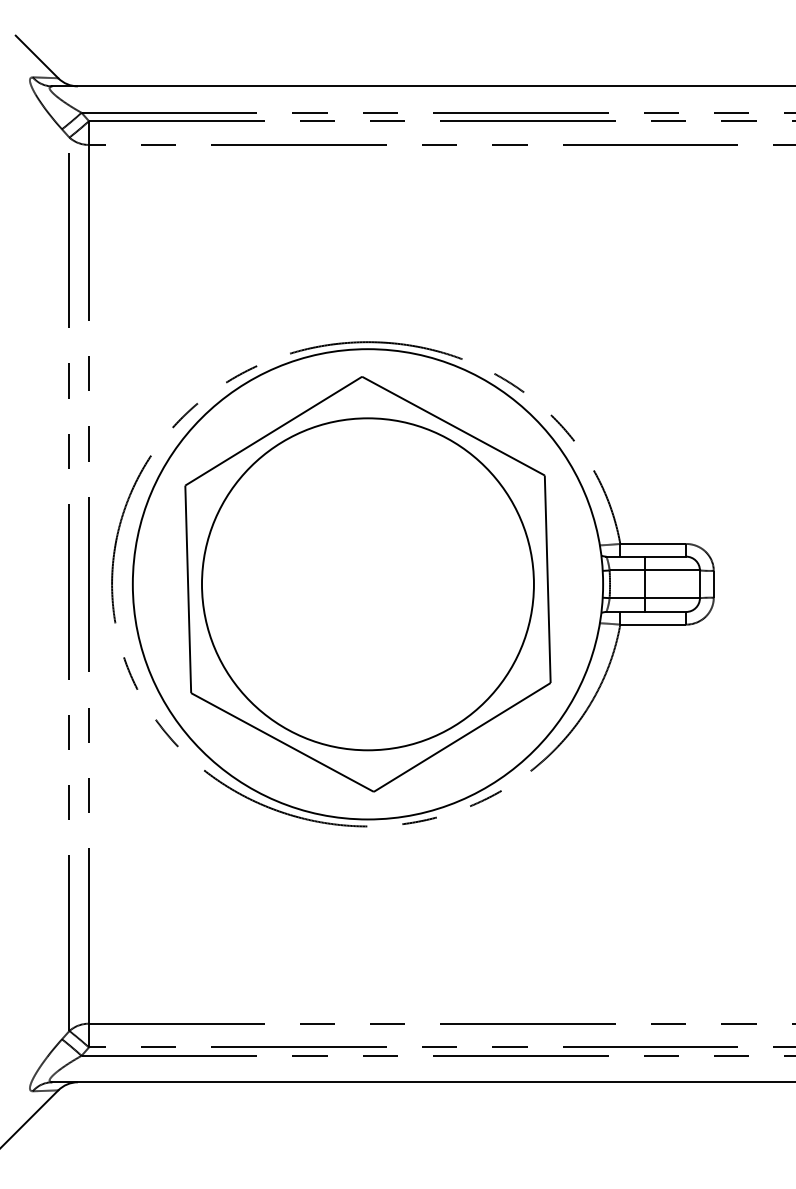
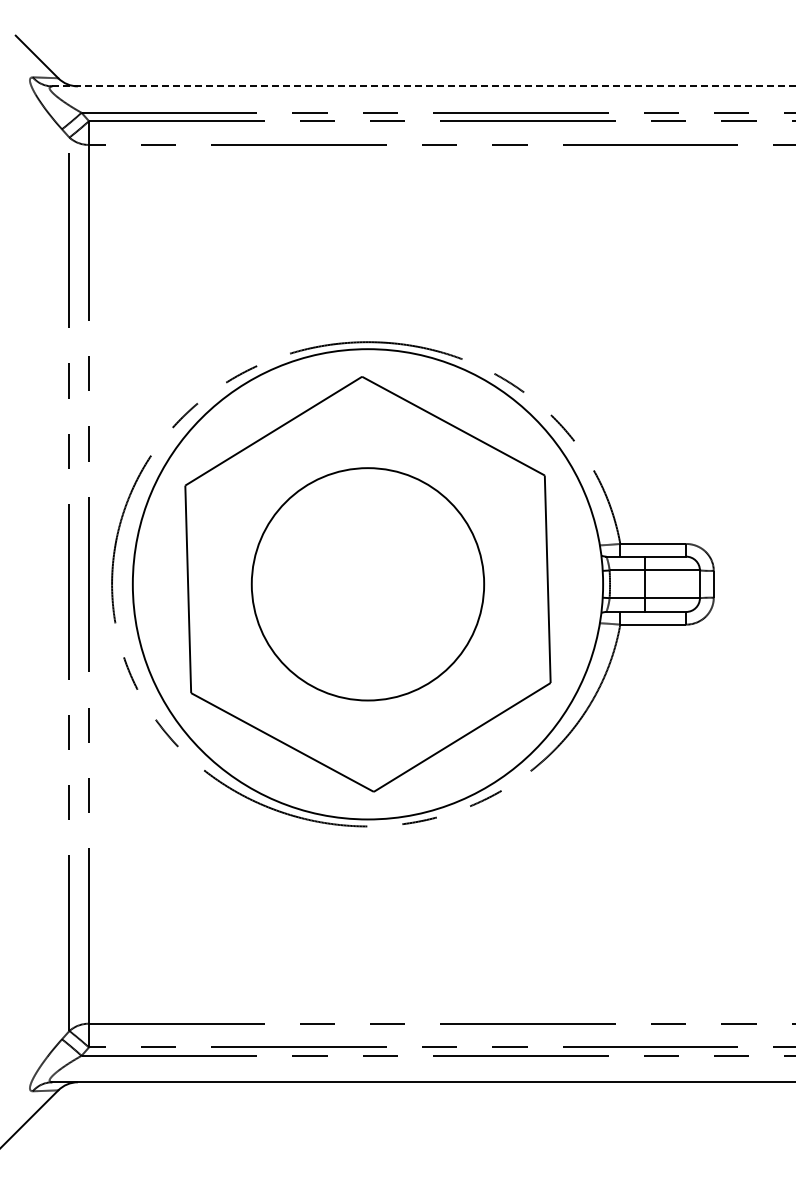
line: solid -> dashed (424, 86)
circle diameter: 332 px -> 232 px (367, 584)
